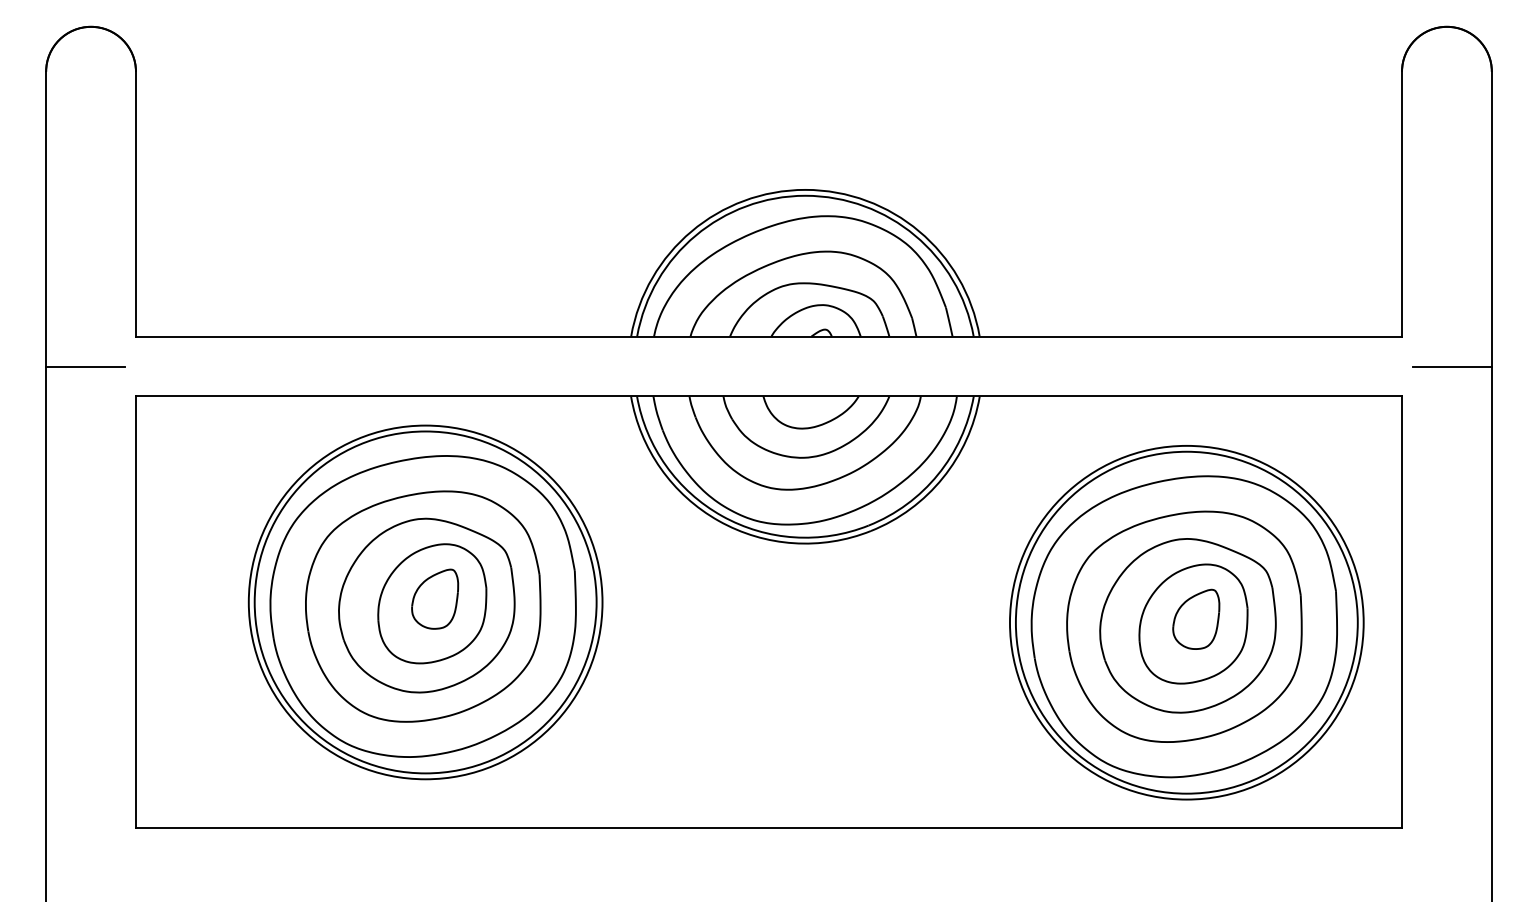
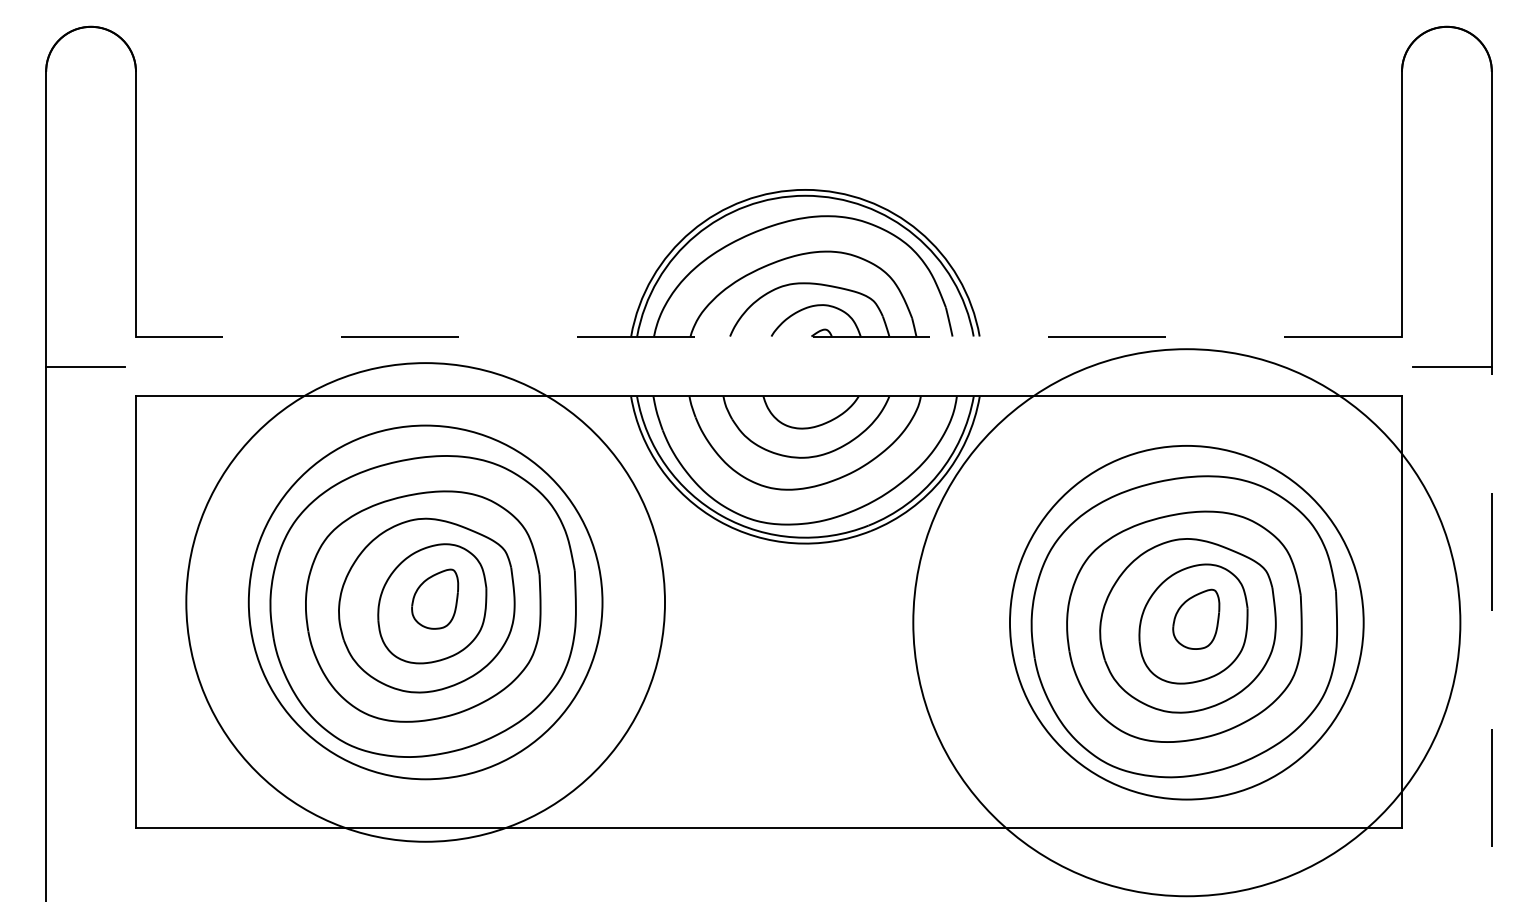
line: solid -> dashed (768, 336)
circle diameter: 342 px -> 479 px (425, 602)
circle diameter: 342 px -> 547 px (1186, 622)
line: solid -> dashed (1491, 633)
